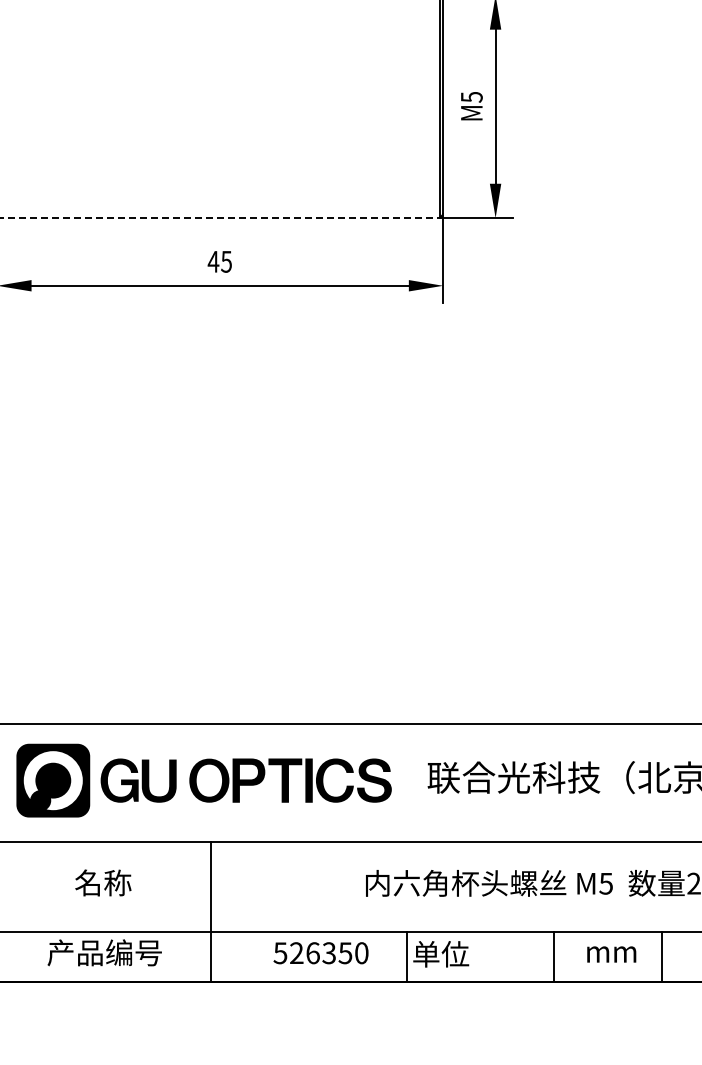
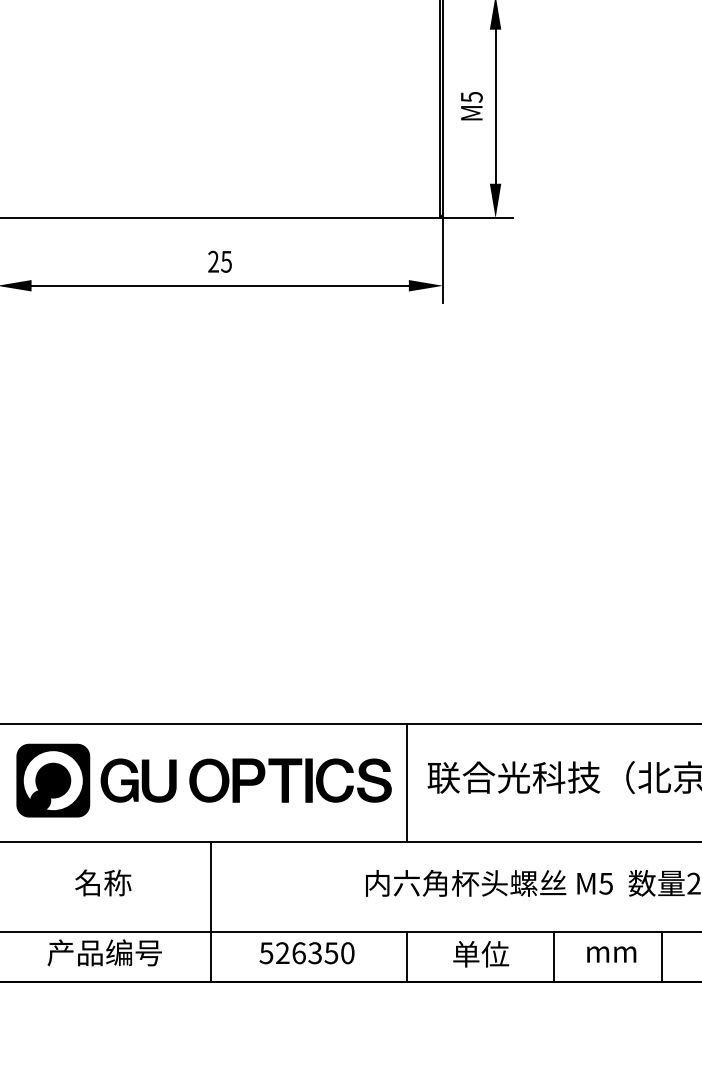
line: dashed -> solid (219, 218)
text: 45 -> 25 (213, 261)
line: none -> present (407, 782)
text position: (320, 953) -> (306, 953) (306, 953)
text position: (441, 954) -> (481, 954) (481, 954)
